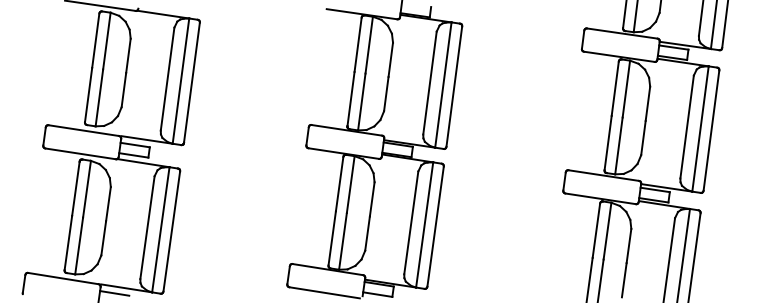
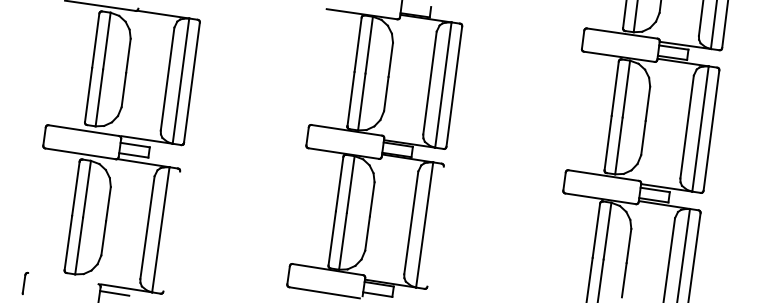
line: present -> none (435, 226)
line: present -> none (171, 231)
line: present -> none (63, 278)
